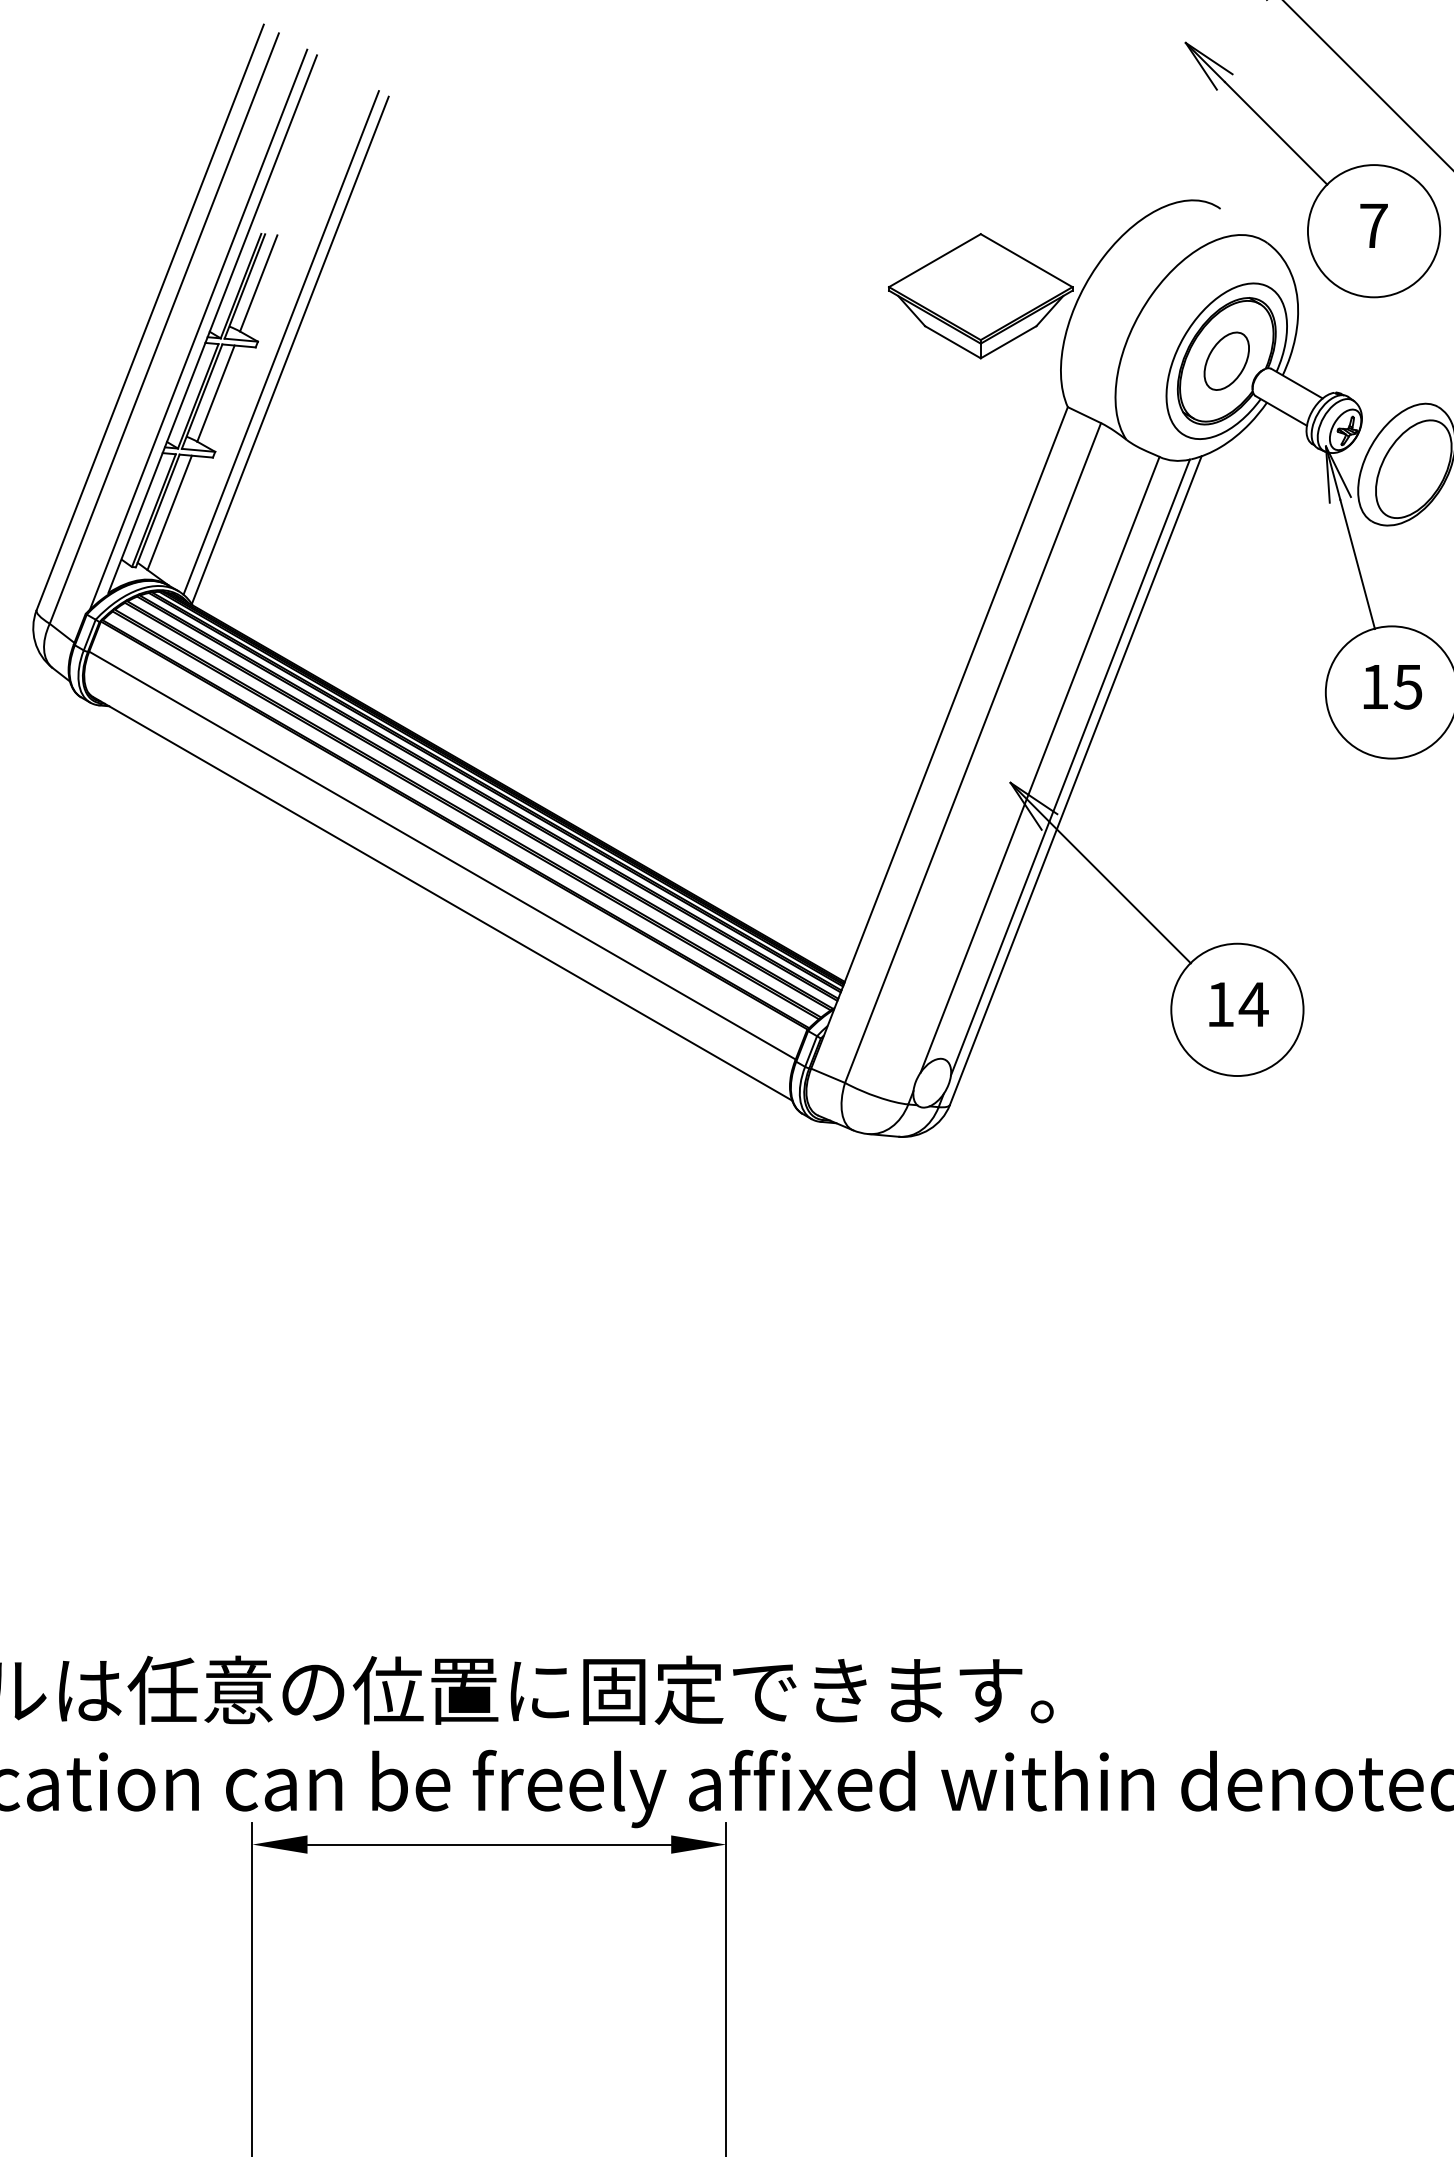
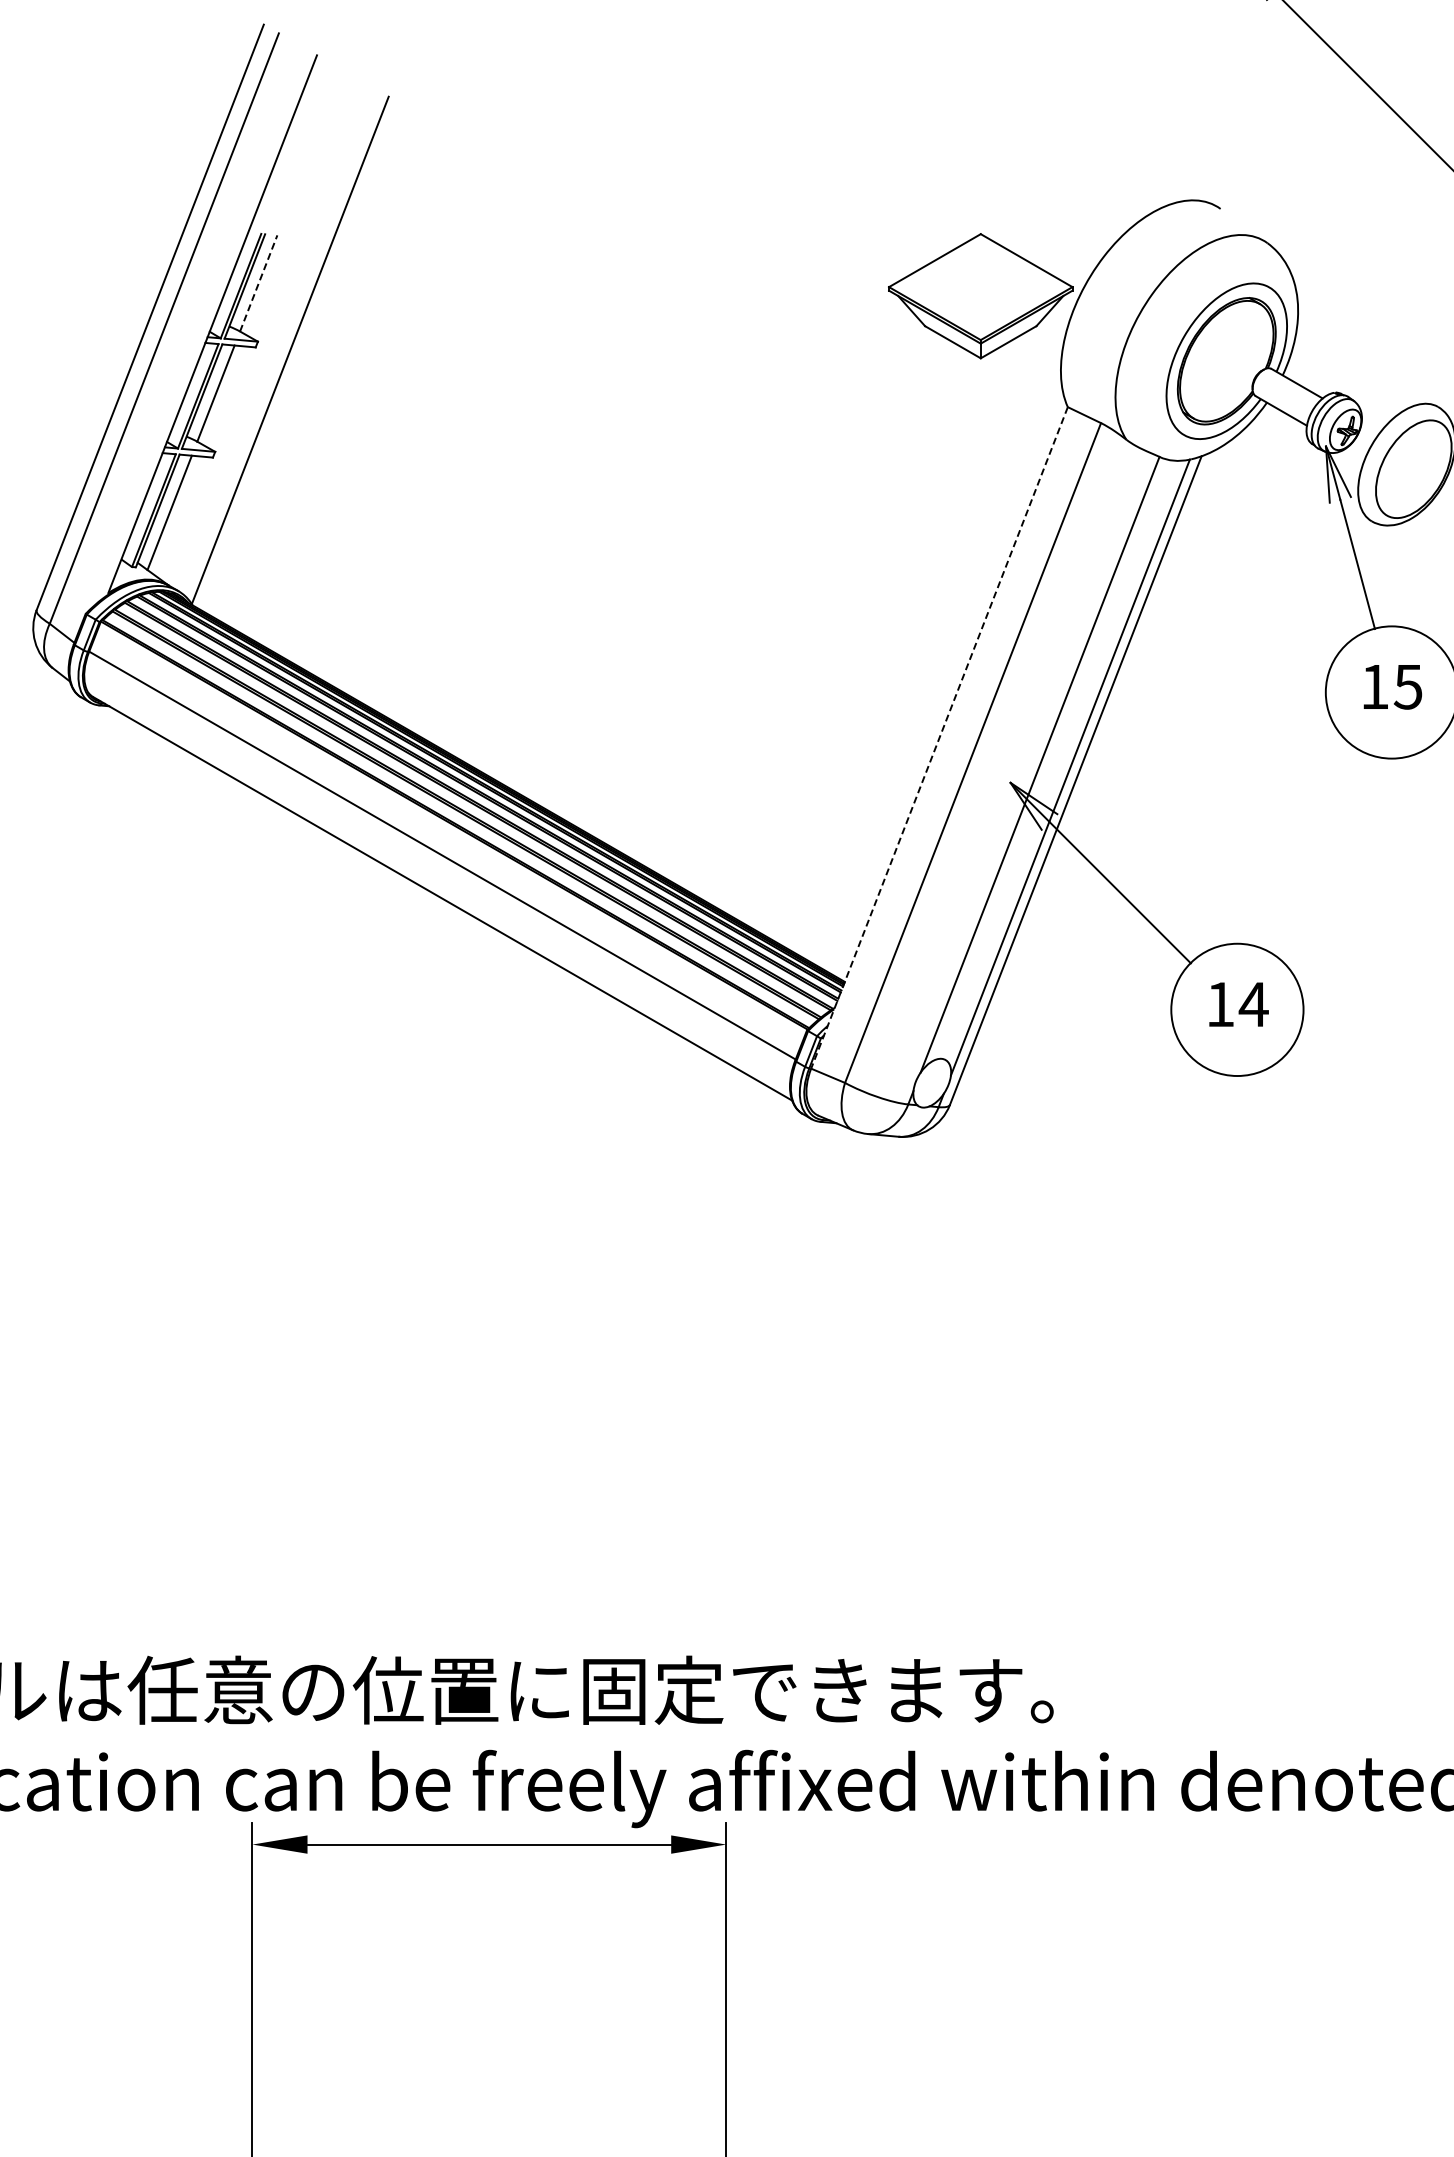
part: present -> none (1312, 169)
line: solid -> dashed (258, 283)
line: present -> none (198, 329)
line: present -> none (280, 342)
part: present -> none (1226, 360)
line: solid -> dashed (939, 737)
